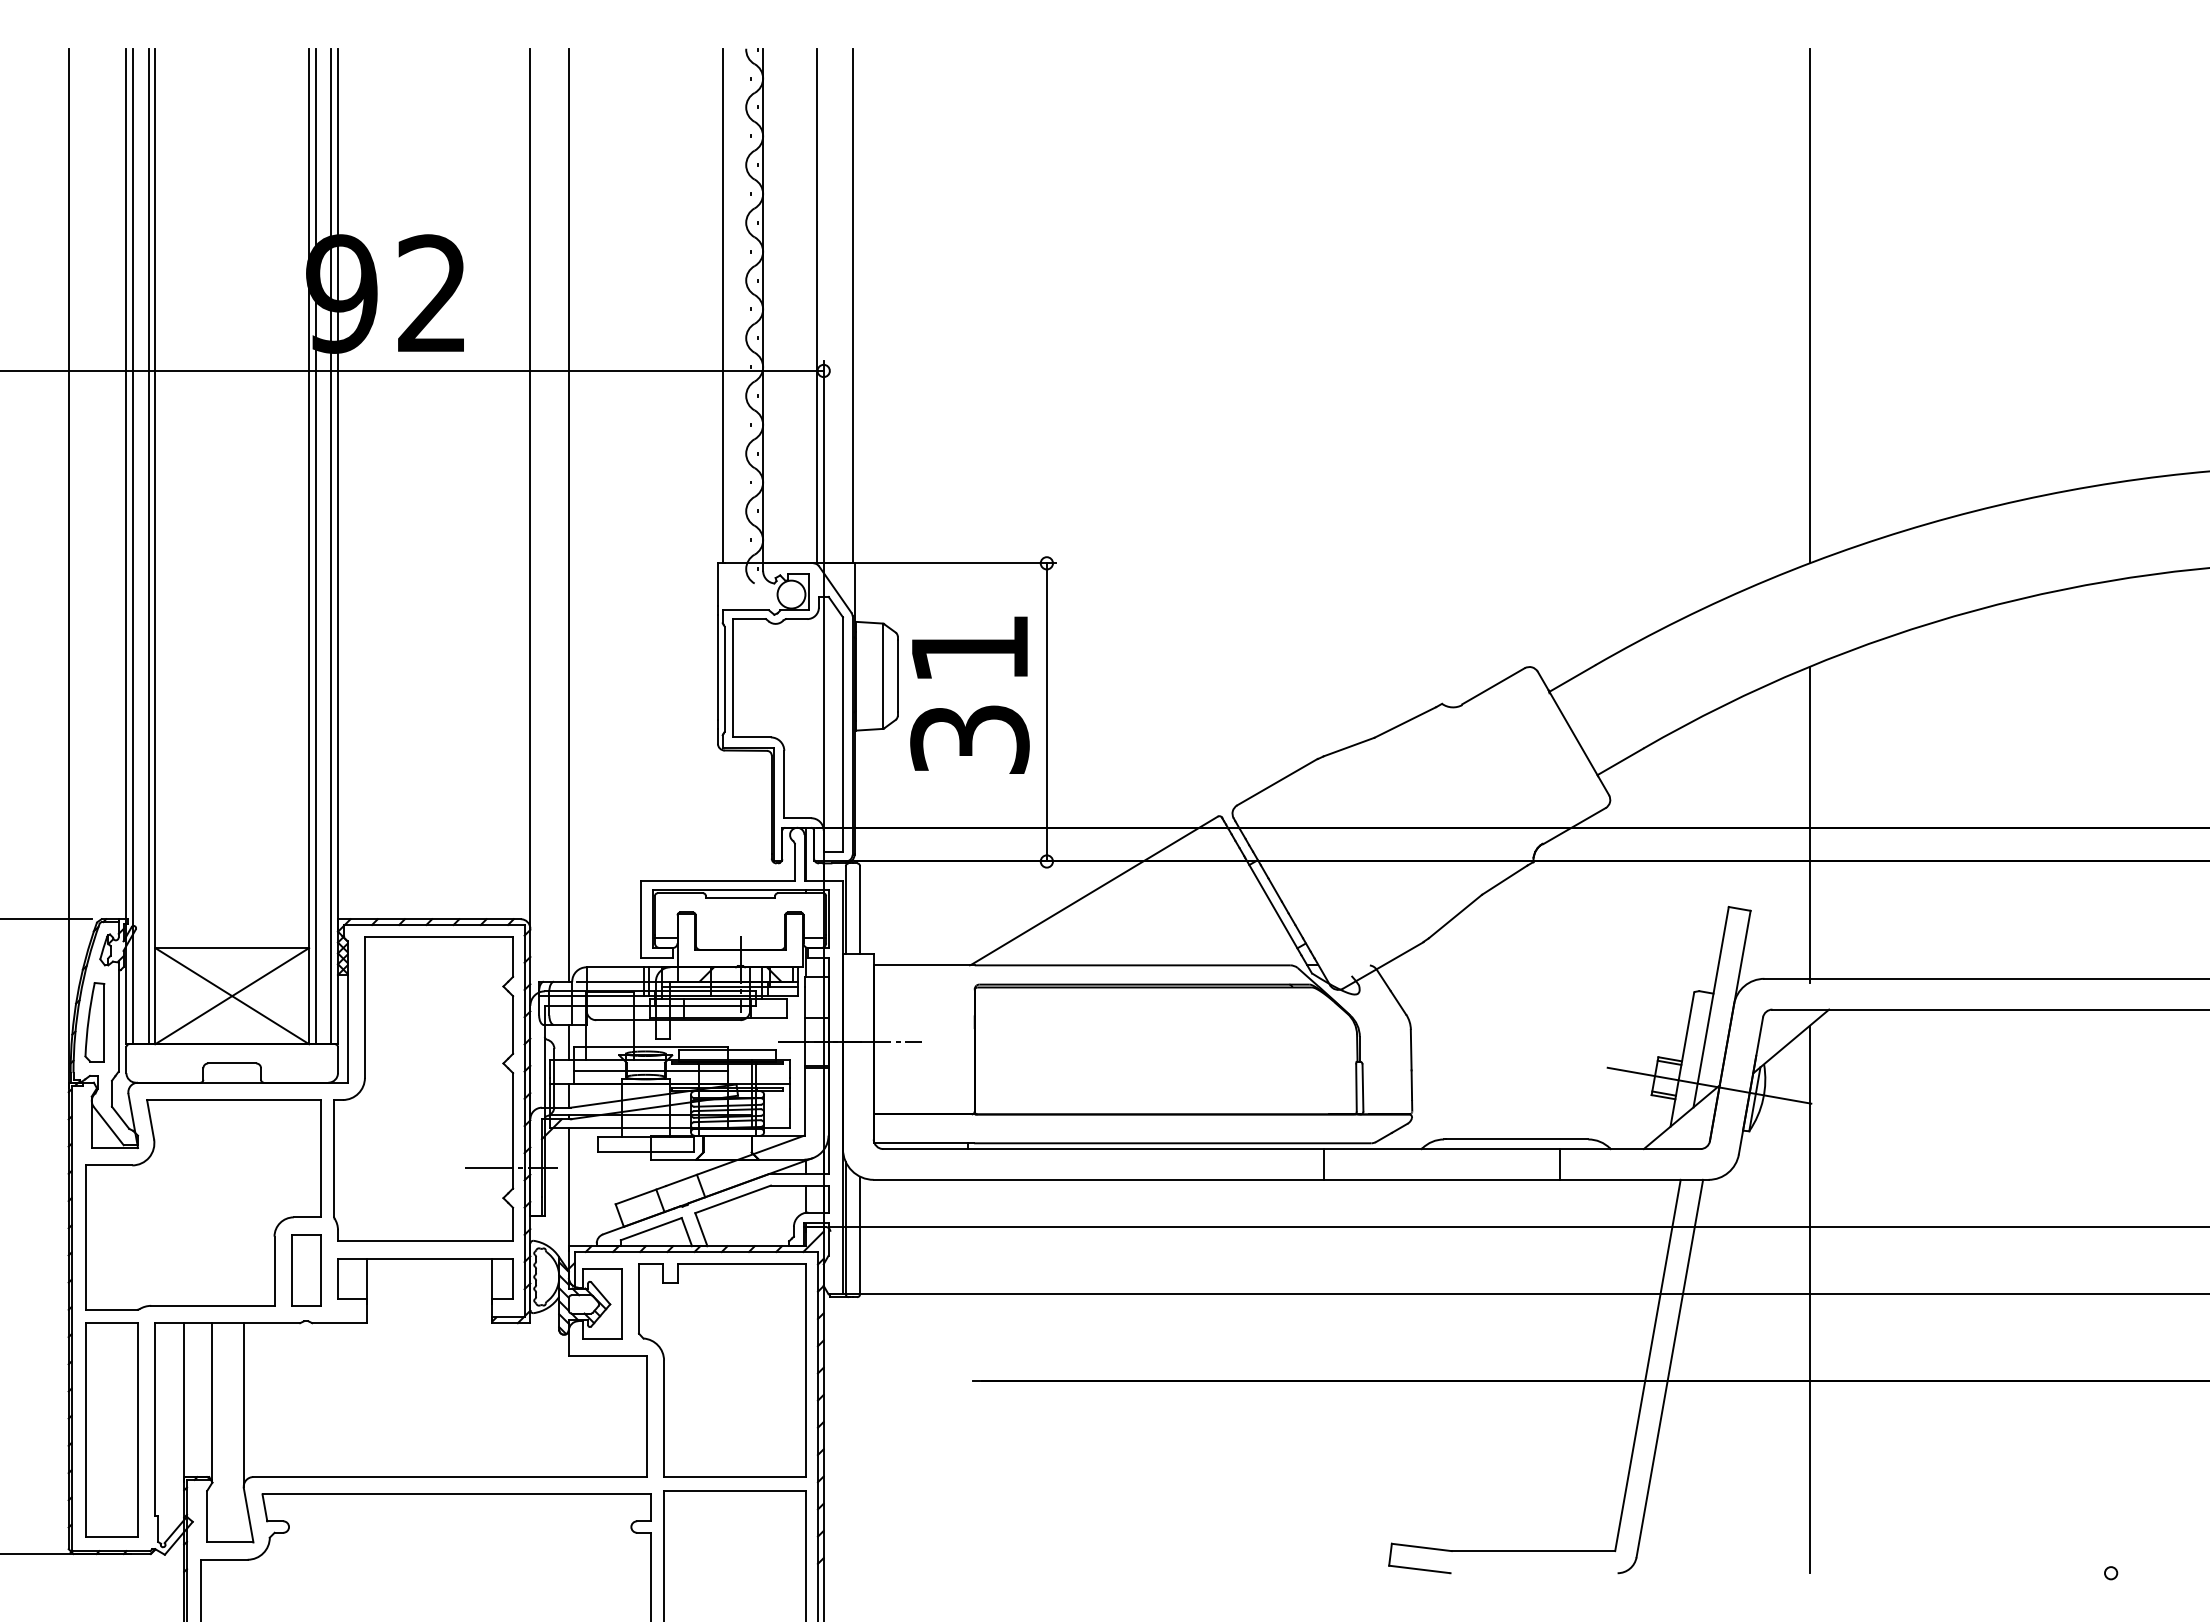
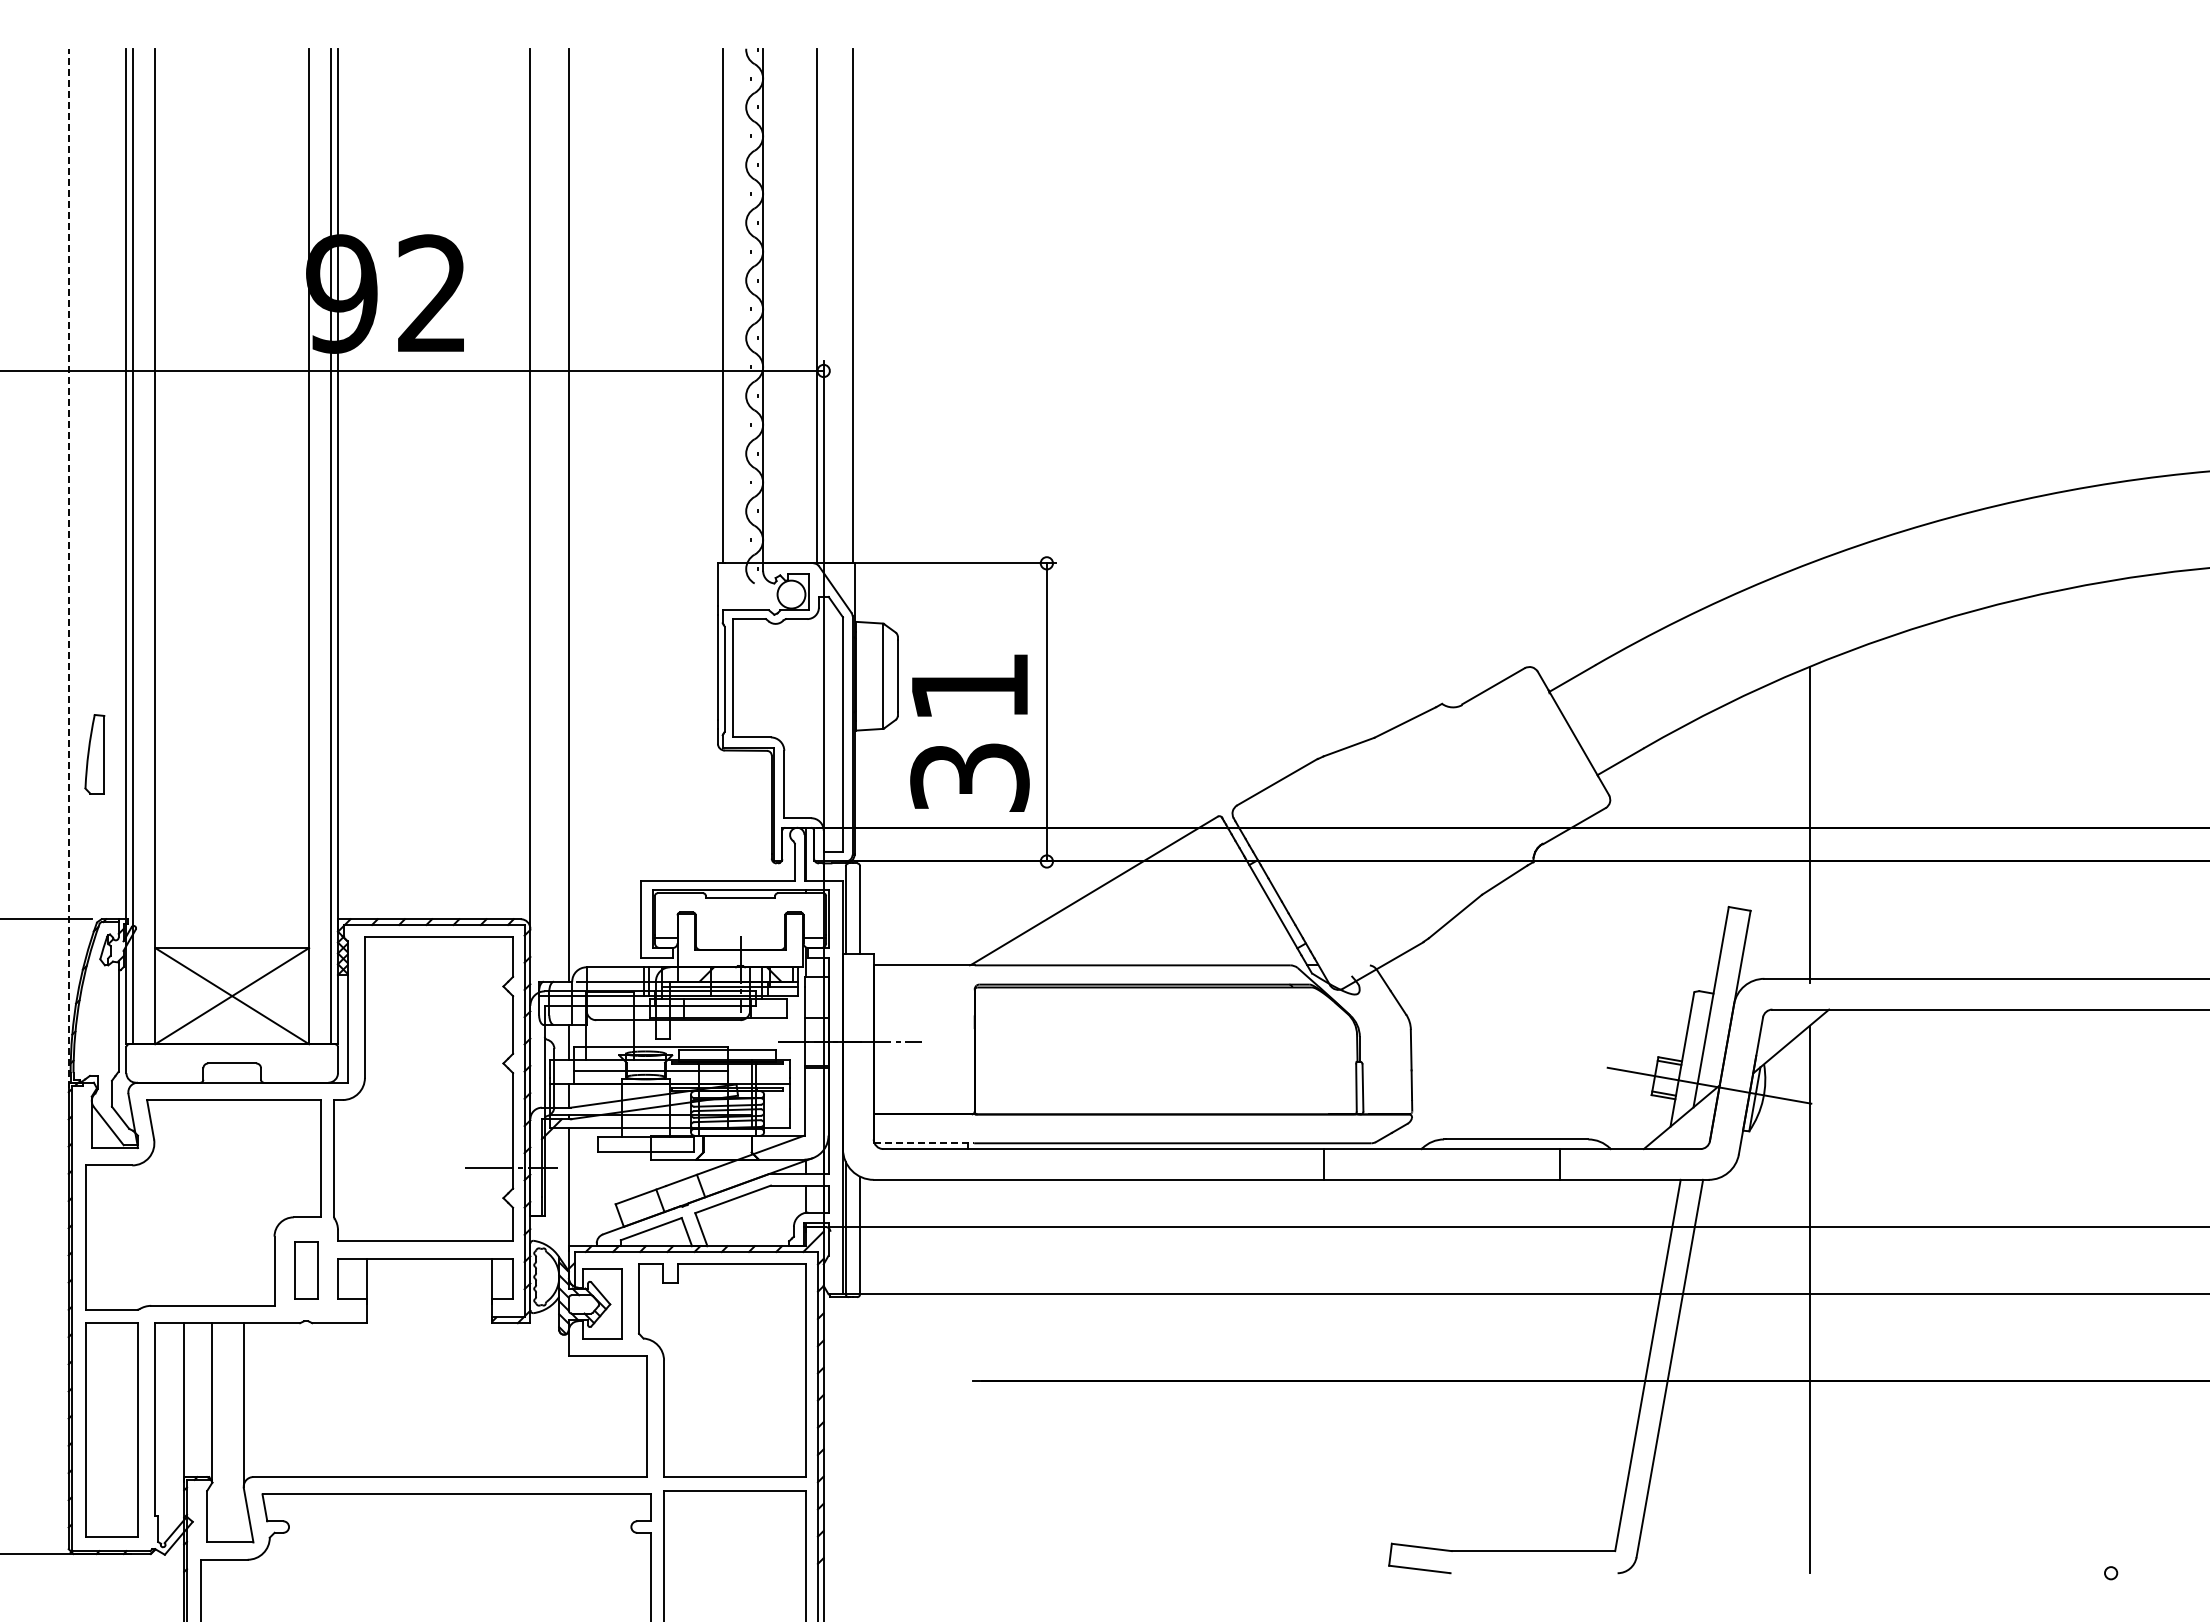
line: present -> none (1809, 305)
line: present -> none (148, 546)
line: present -> none (315, 546)
line: solid -> dashed (68, 567)
text position: (969, 694) -> (969, 732) (969, 732)
part position: (94, 1022) -> (94, 754) (94, 754)
line: solid -> dashed (924, 1143)
part size: 31x73 px -> 25x59 px (306, 1270)
